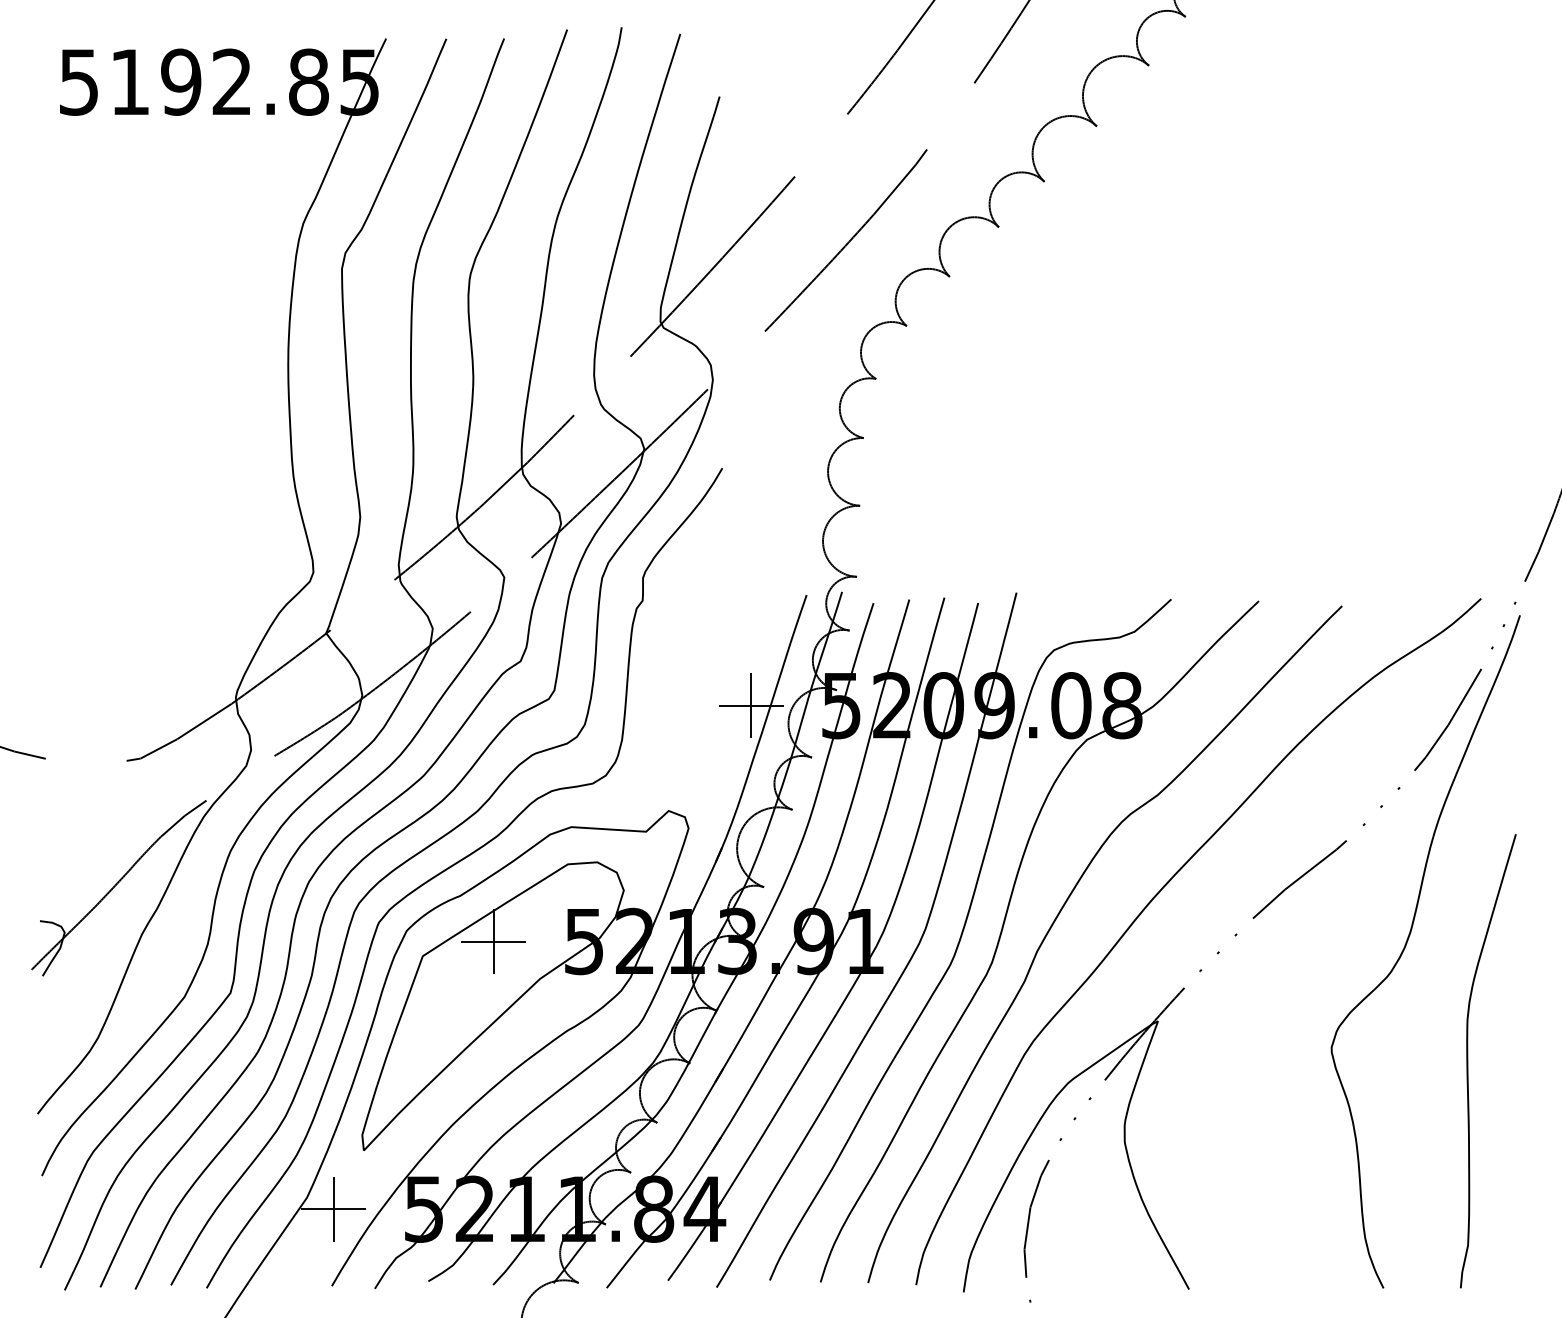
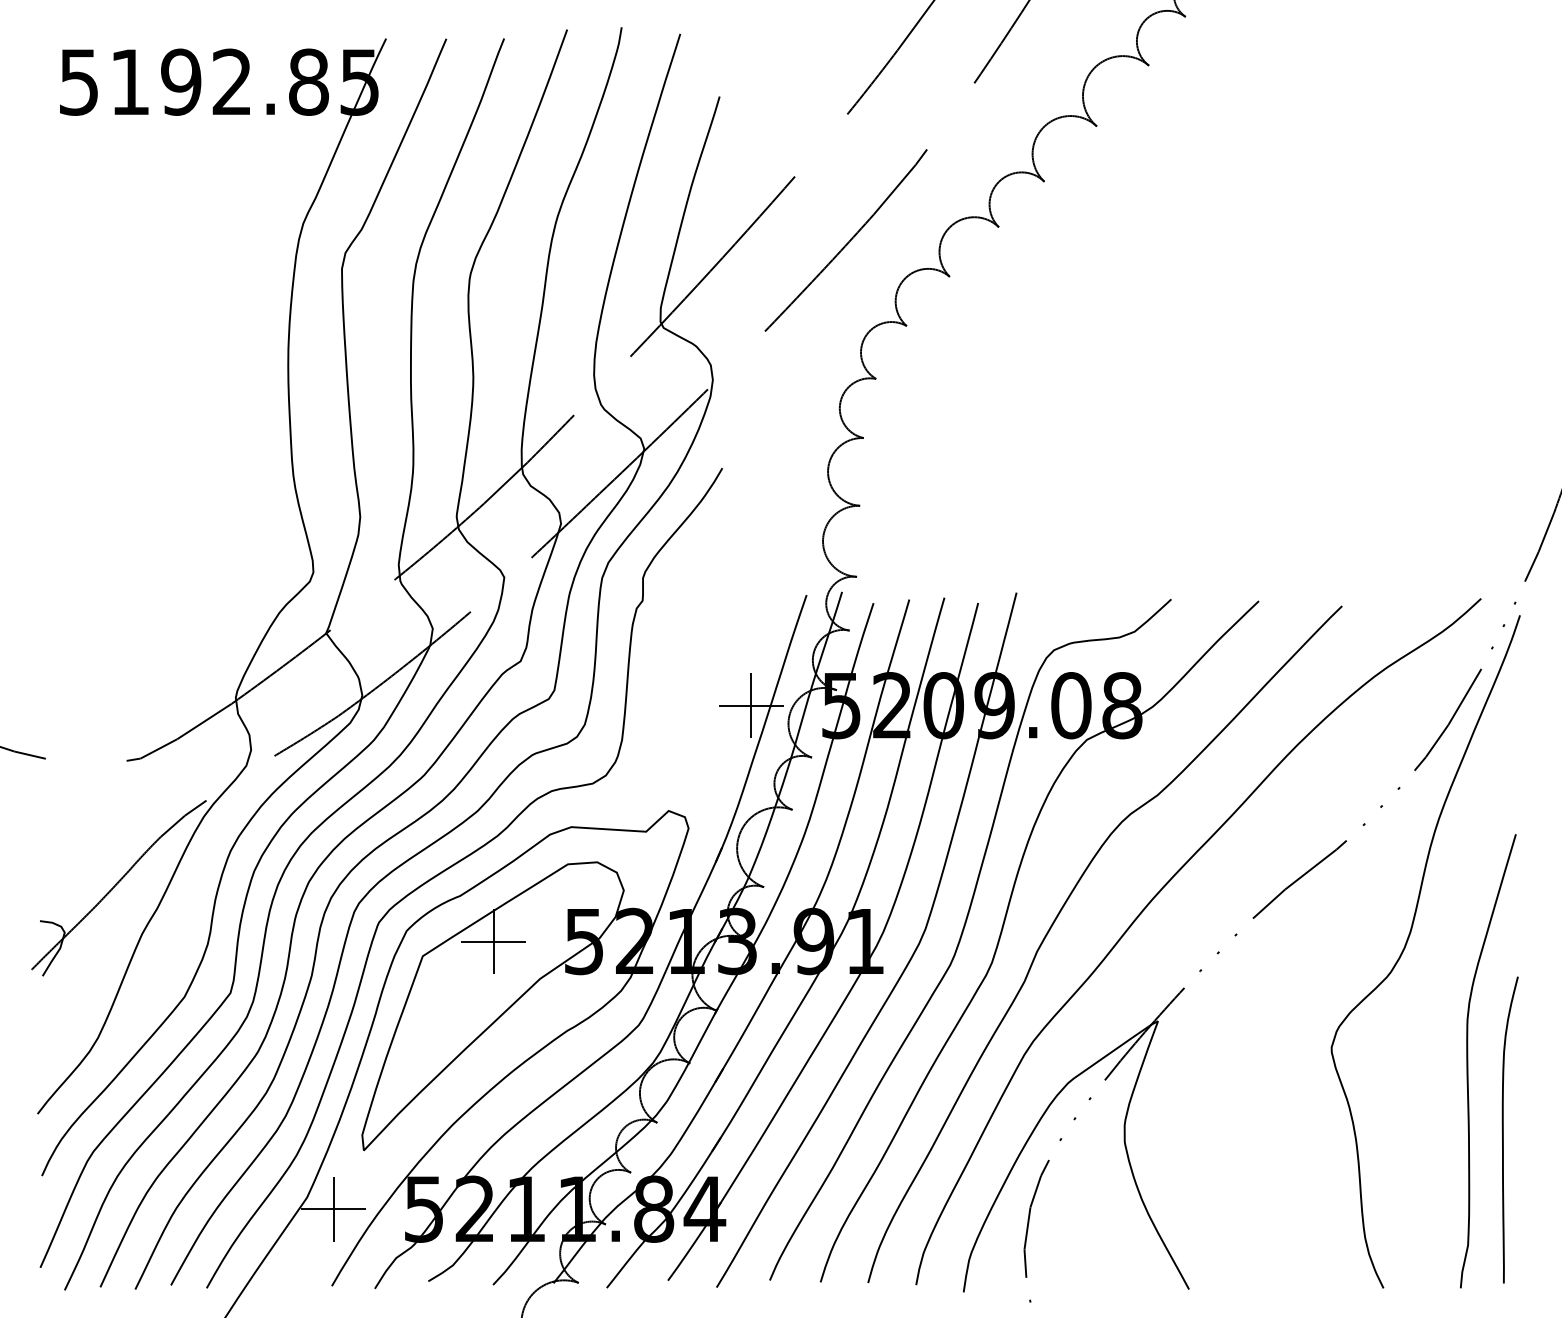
curve: none -> present (1503, 1129)
